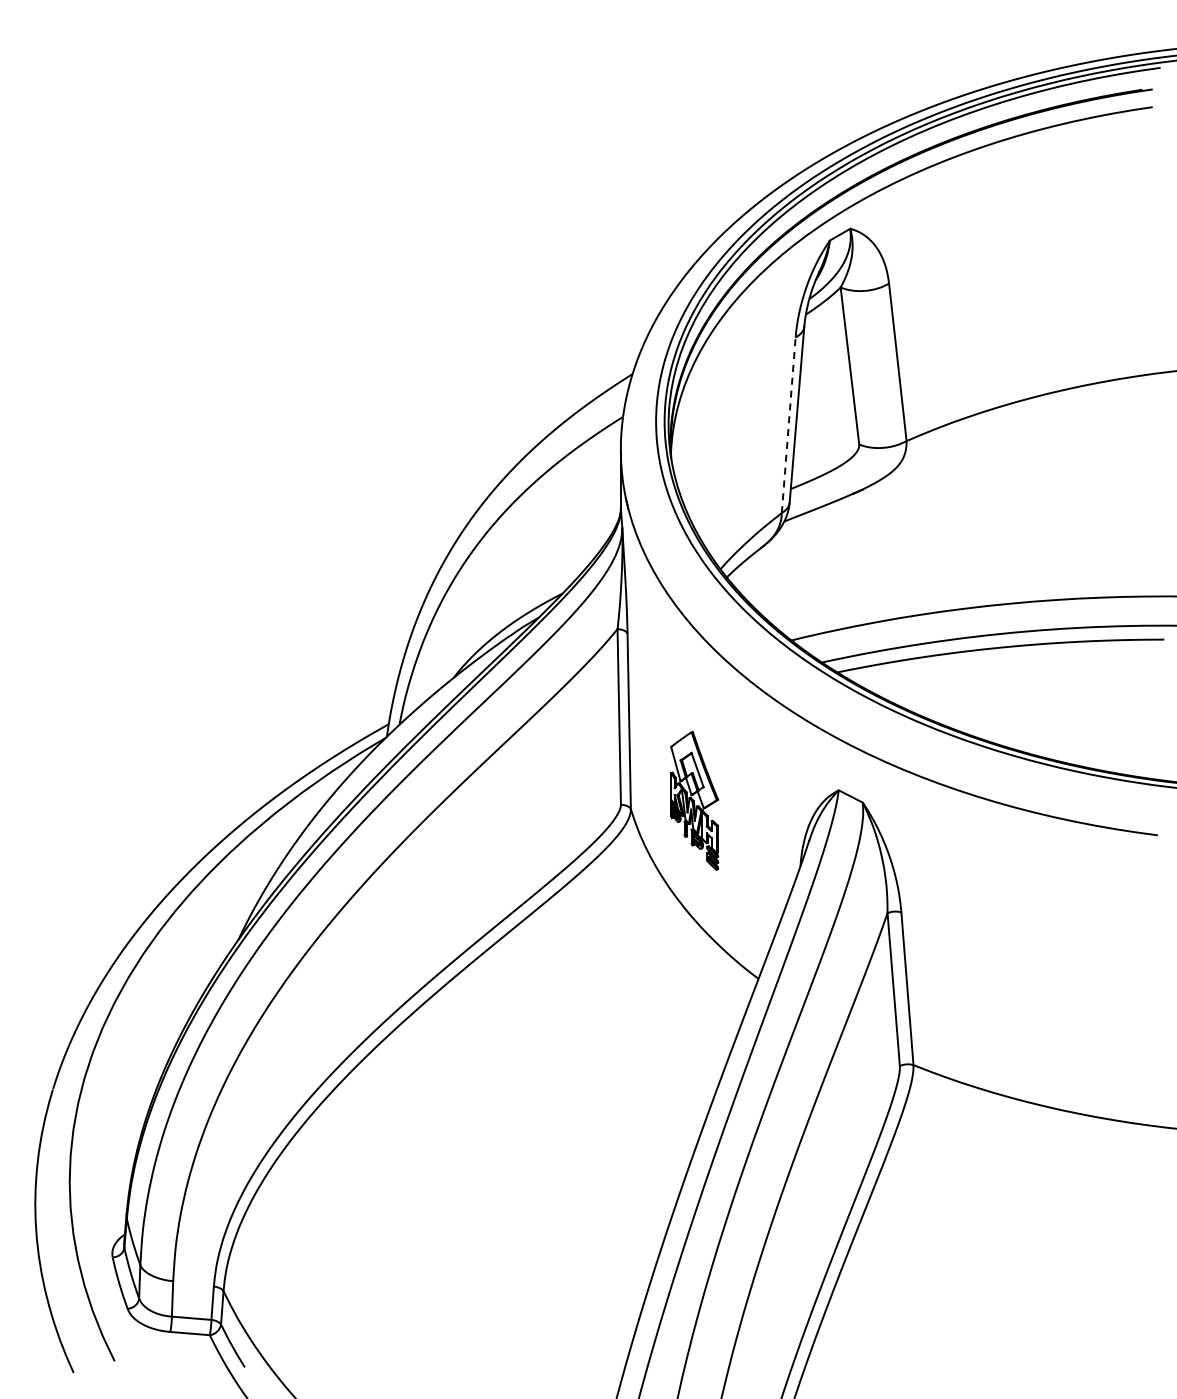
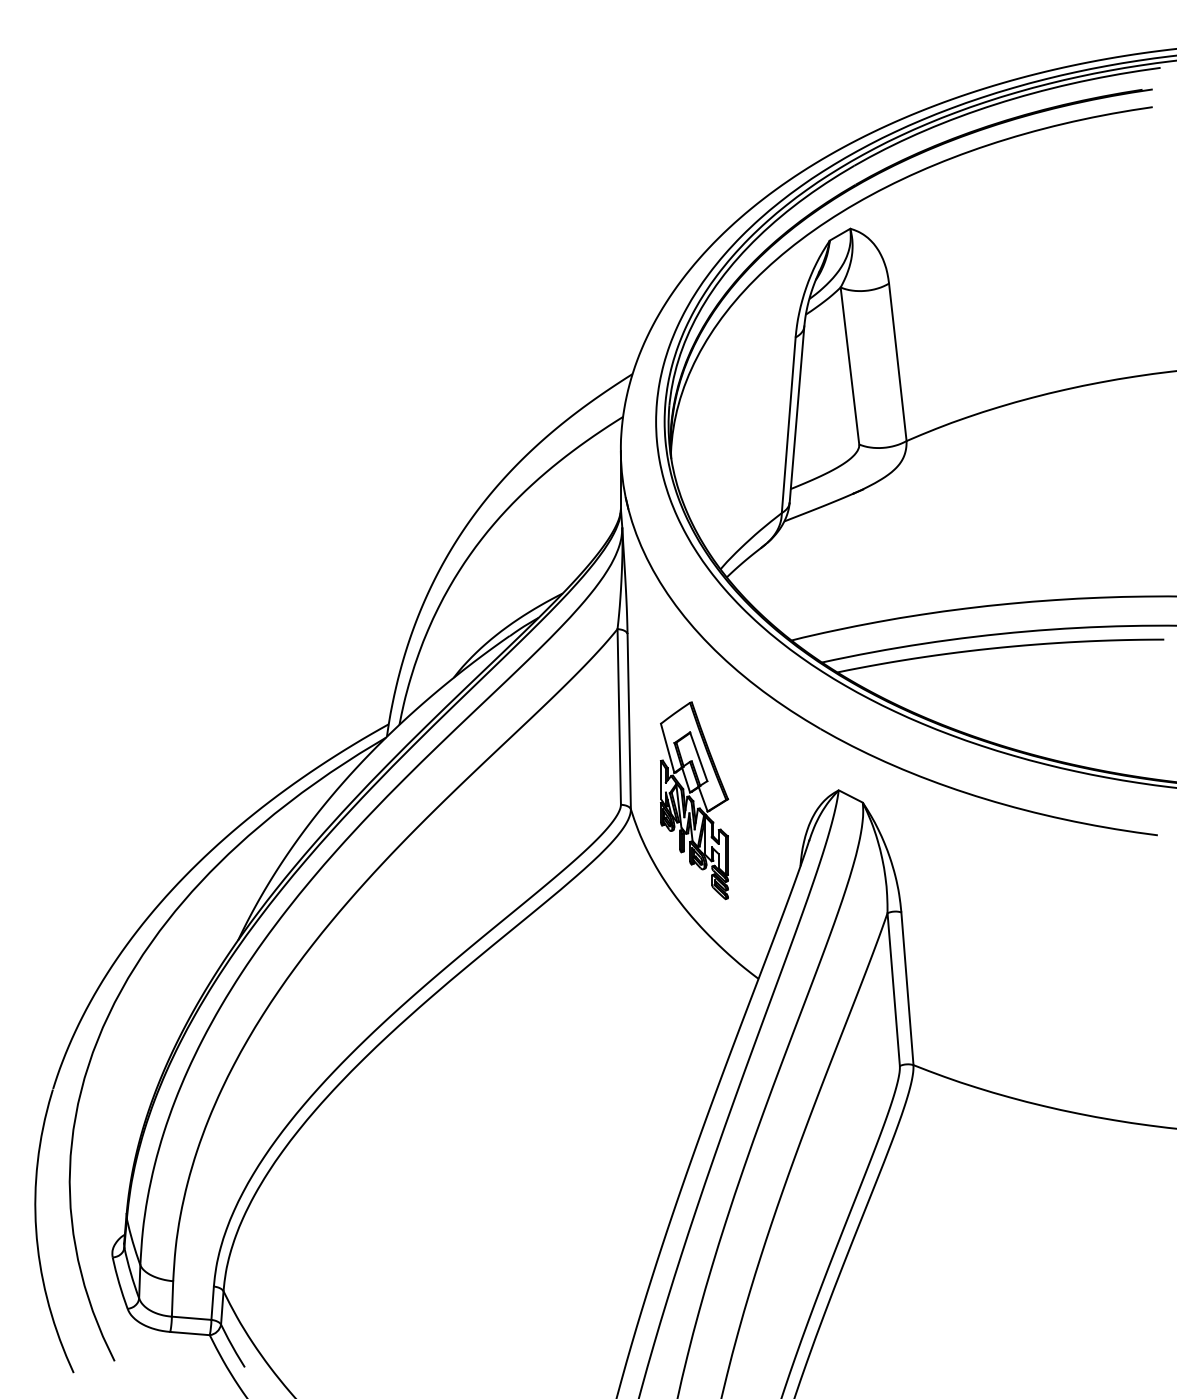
line: dashed -> solid (788, 424)
part size: 50x140 px -> 70x200 px (694, 800)
